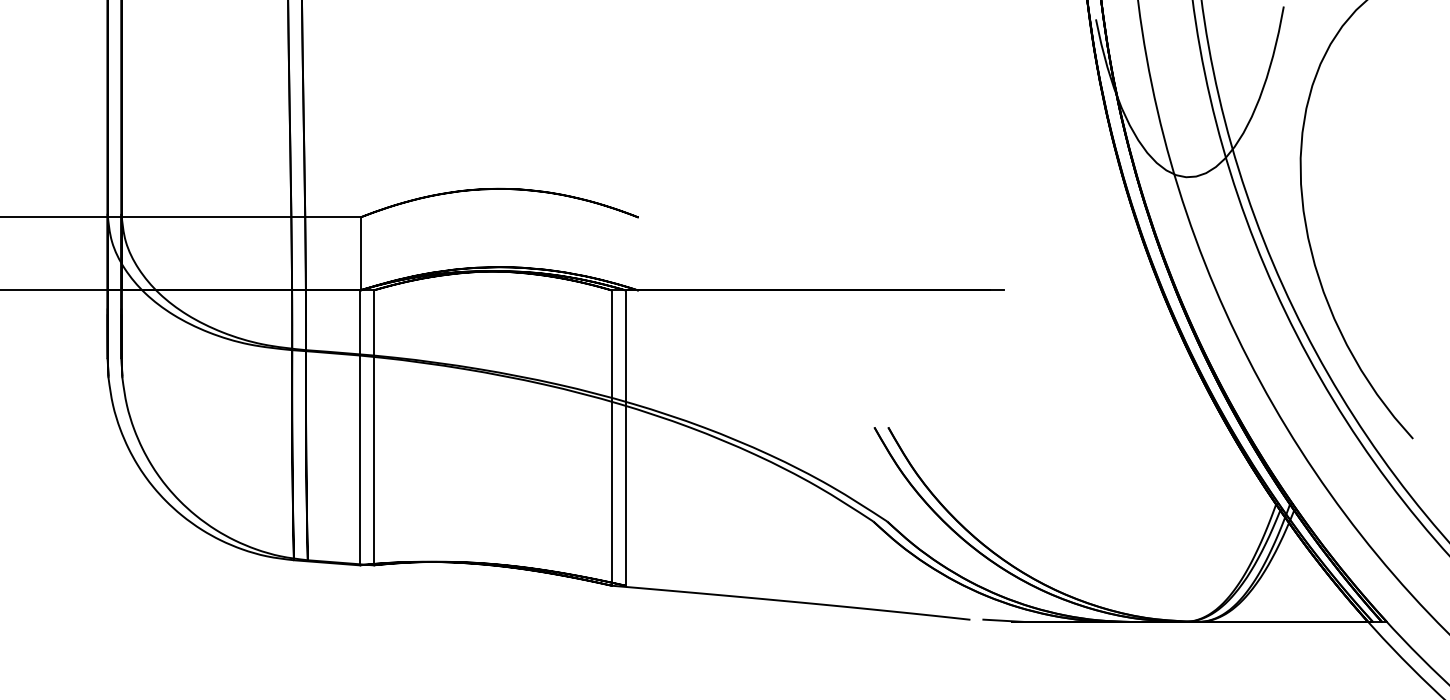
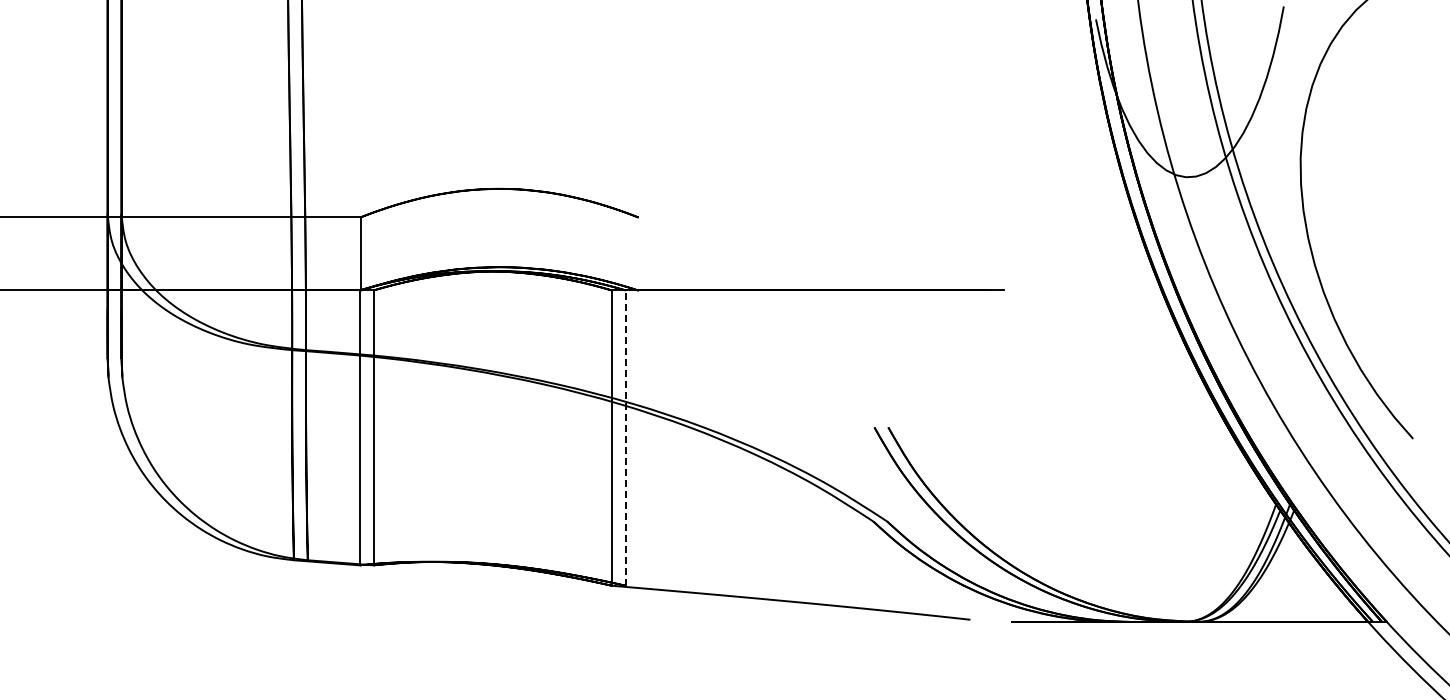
line: solid -> dashed (625, 438)
line: present -> none (1004, 620)
